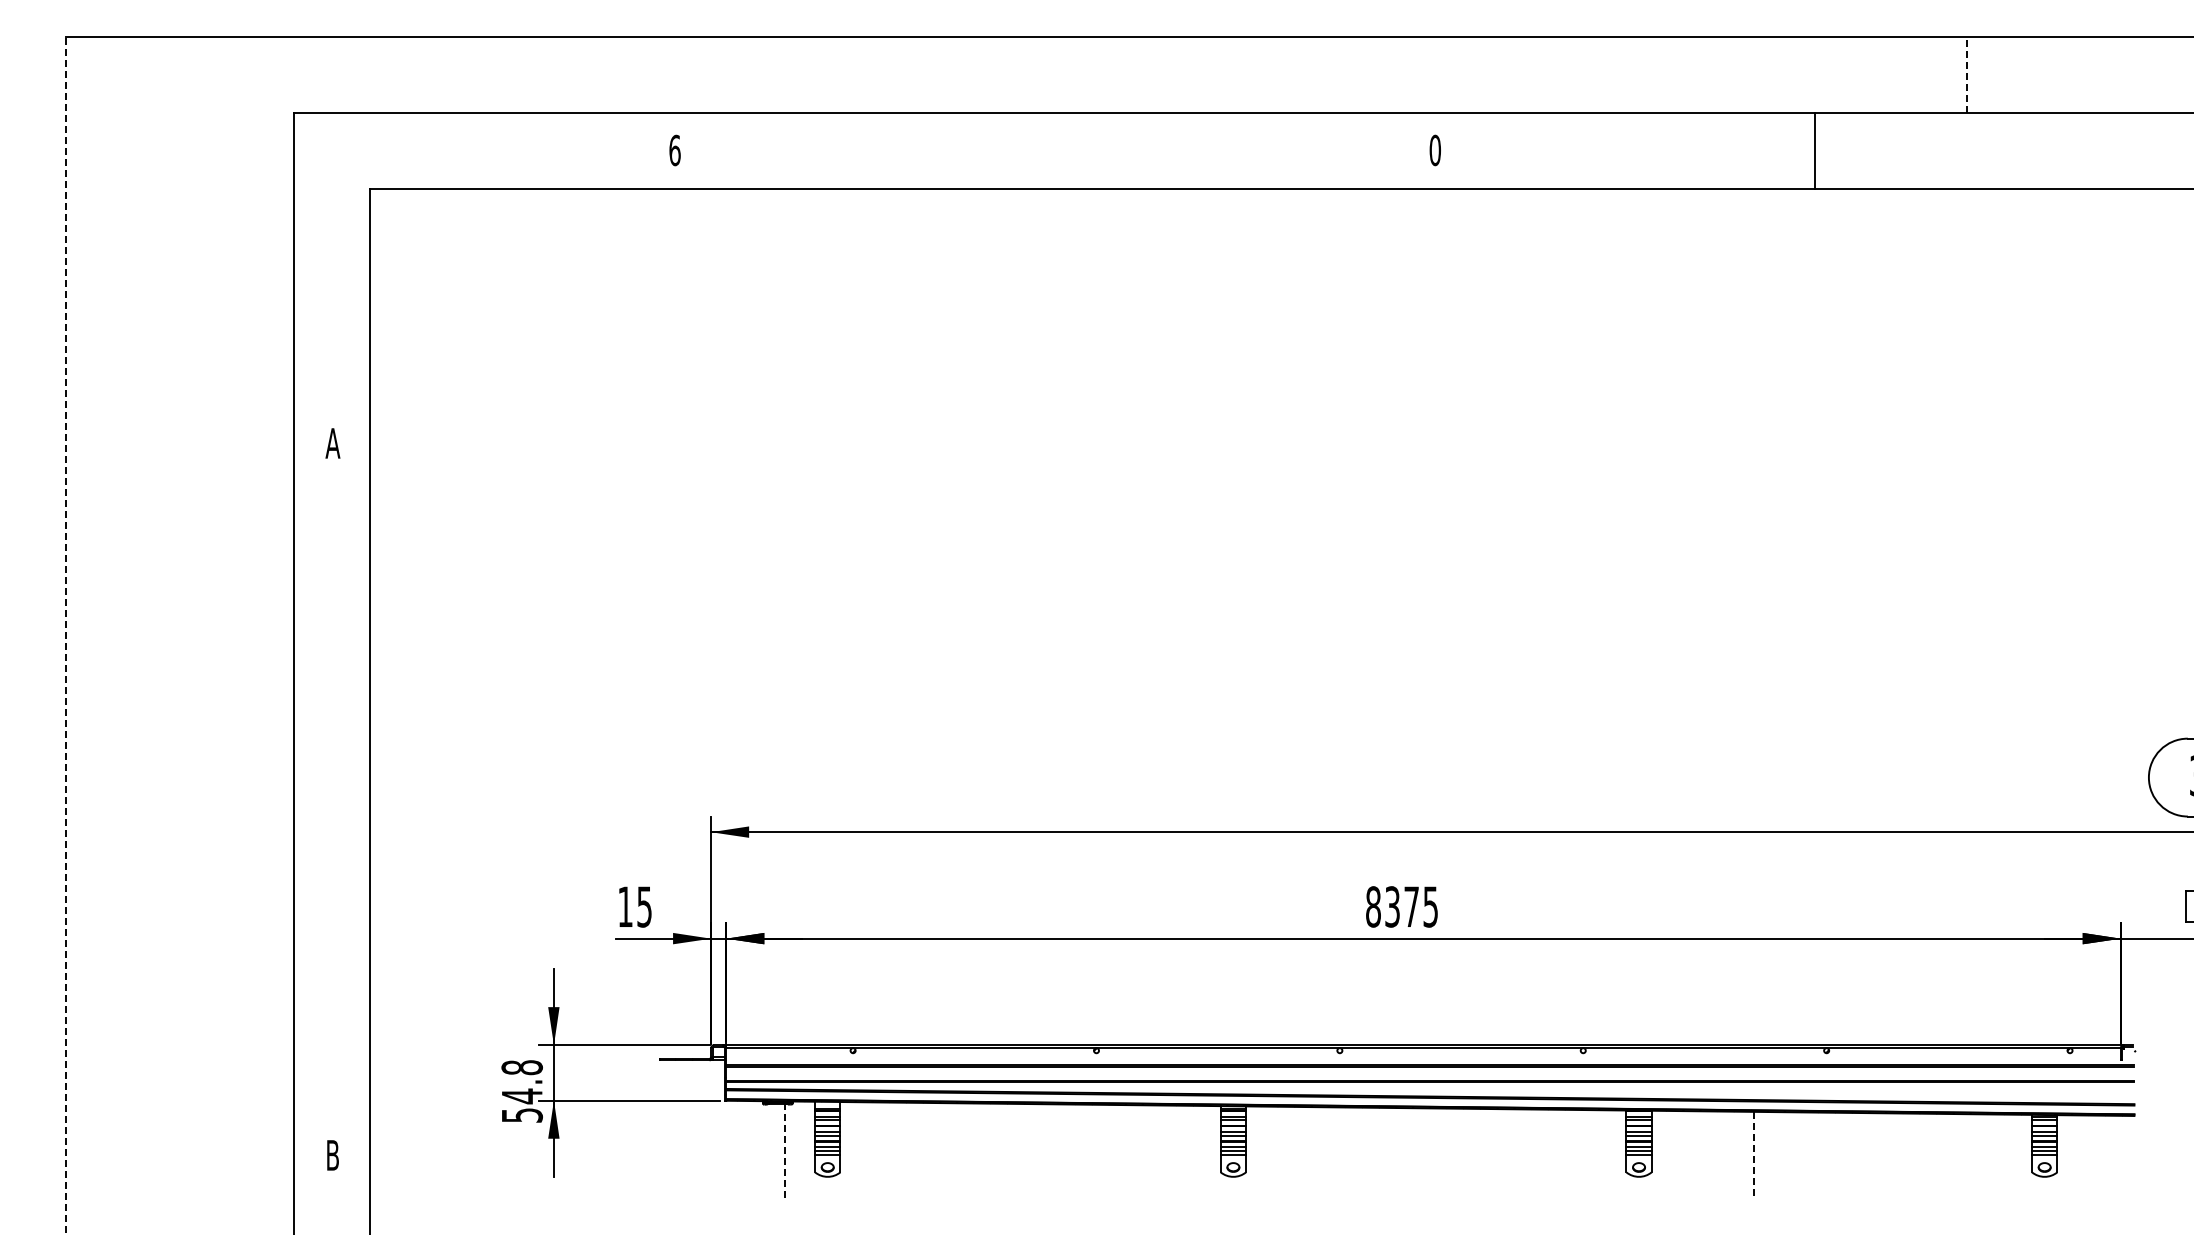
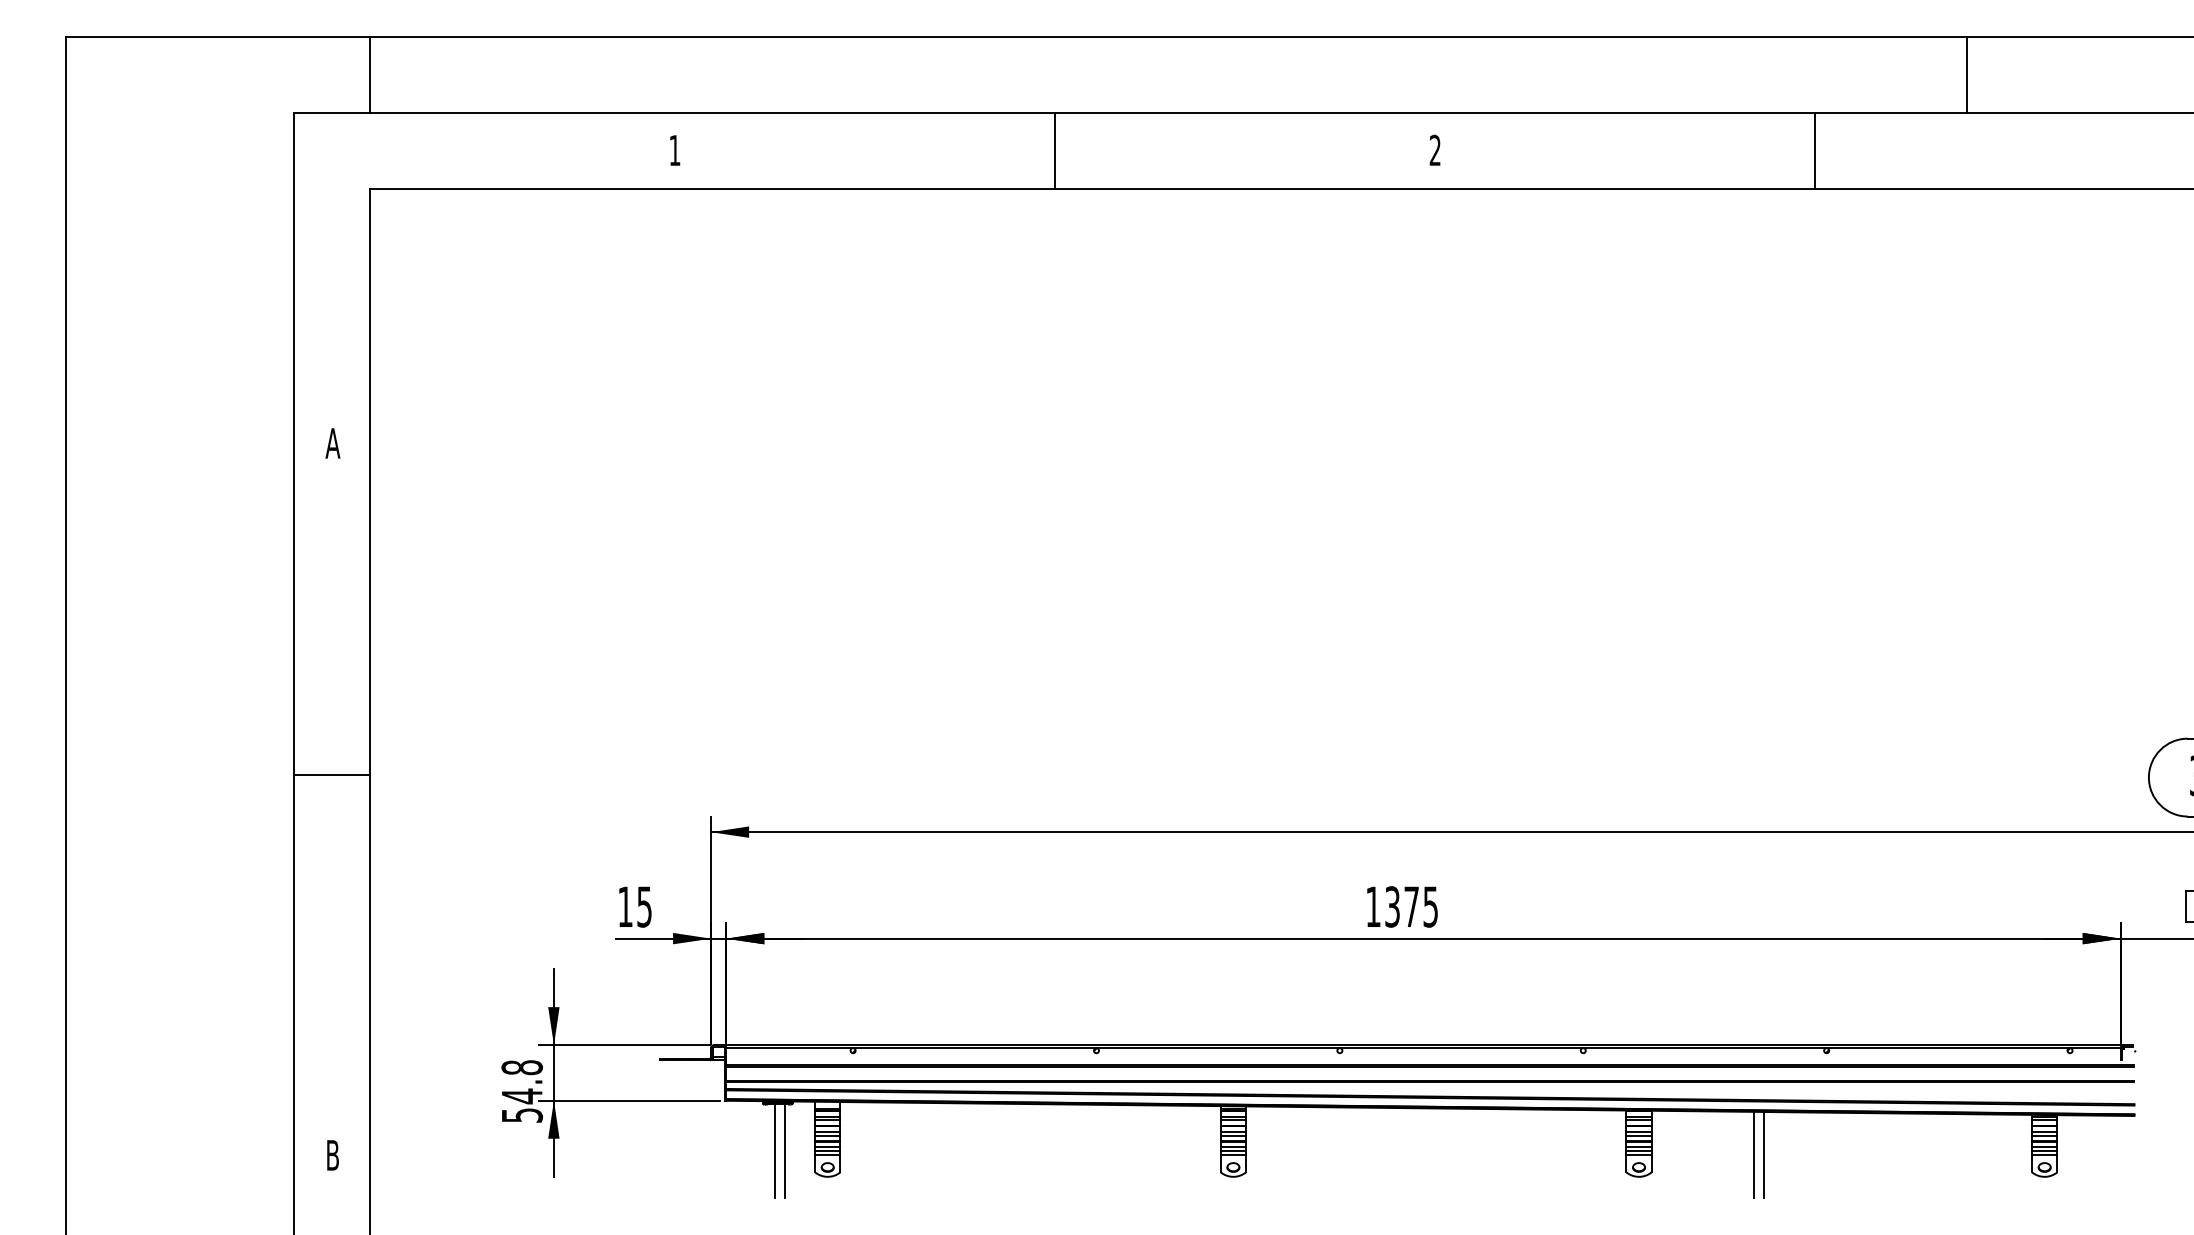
line: dashed -> solid (1967, 74)
line: none -> present (370, 75)
text: 6 -> 1 (674, 150)
text: 0 -> 2 (1434, 150)
line: none -> present (1054, 151)
line: dashed -> solid (65, 635)
line: none -> present (331, 775)
text: 8375 -> 1375 (1373, 906)
line: none -> present (775, 1150)
line: dashed -> solid (785, 1151)
line: dashed -> solid (1753, 1154)
line: none -> present (1763, 1154)
